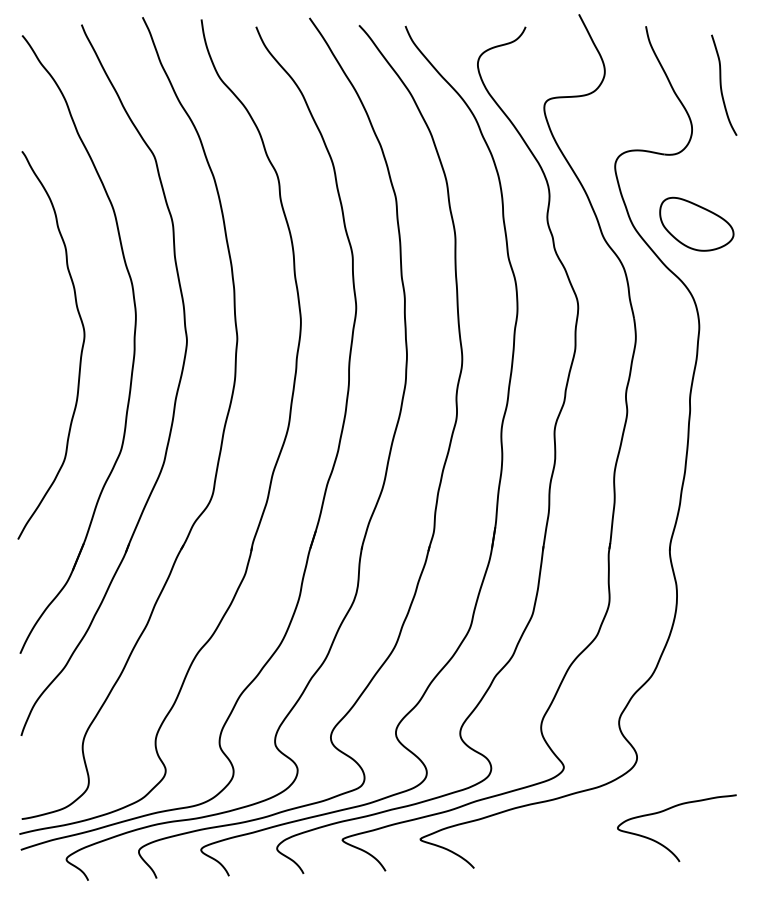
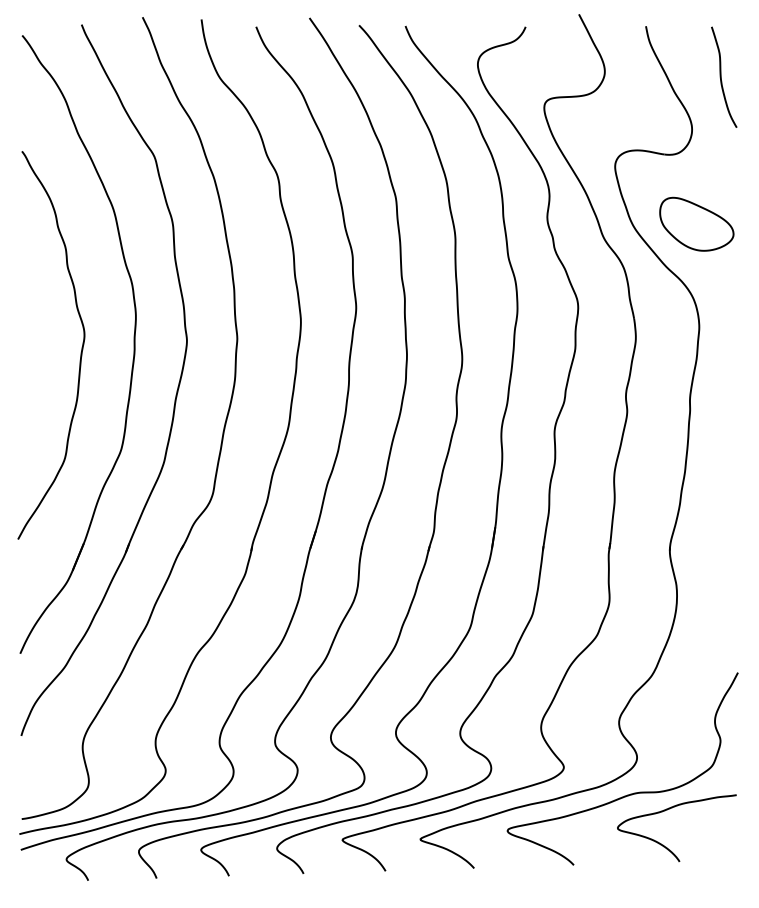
curve position: (721, 84) -> (721, 76) (721, 76)
curve: none -> present (630, 793)
